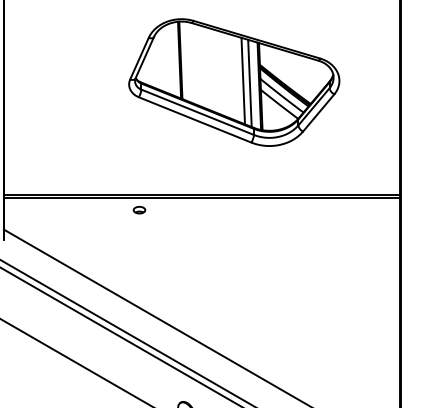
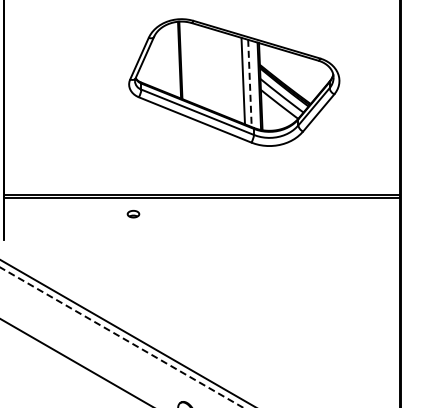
line: solid -> dashed (249, 83)
part position: (139, 210) -> (133, 214) (133, 214)
line: present -> none (155, 316)
line: solid -> dashed (121, 337)
